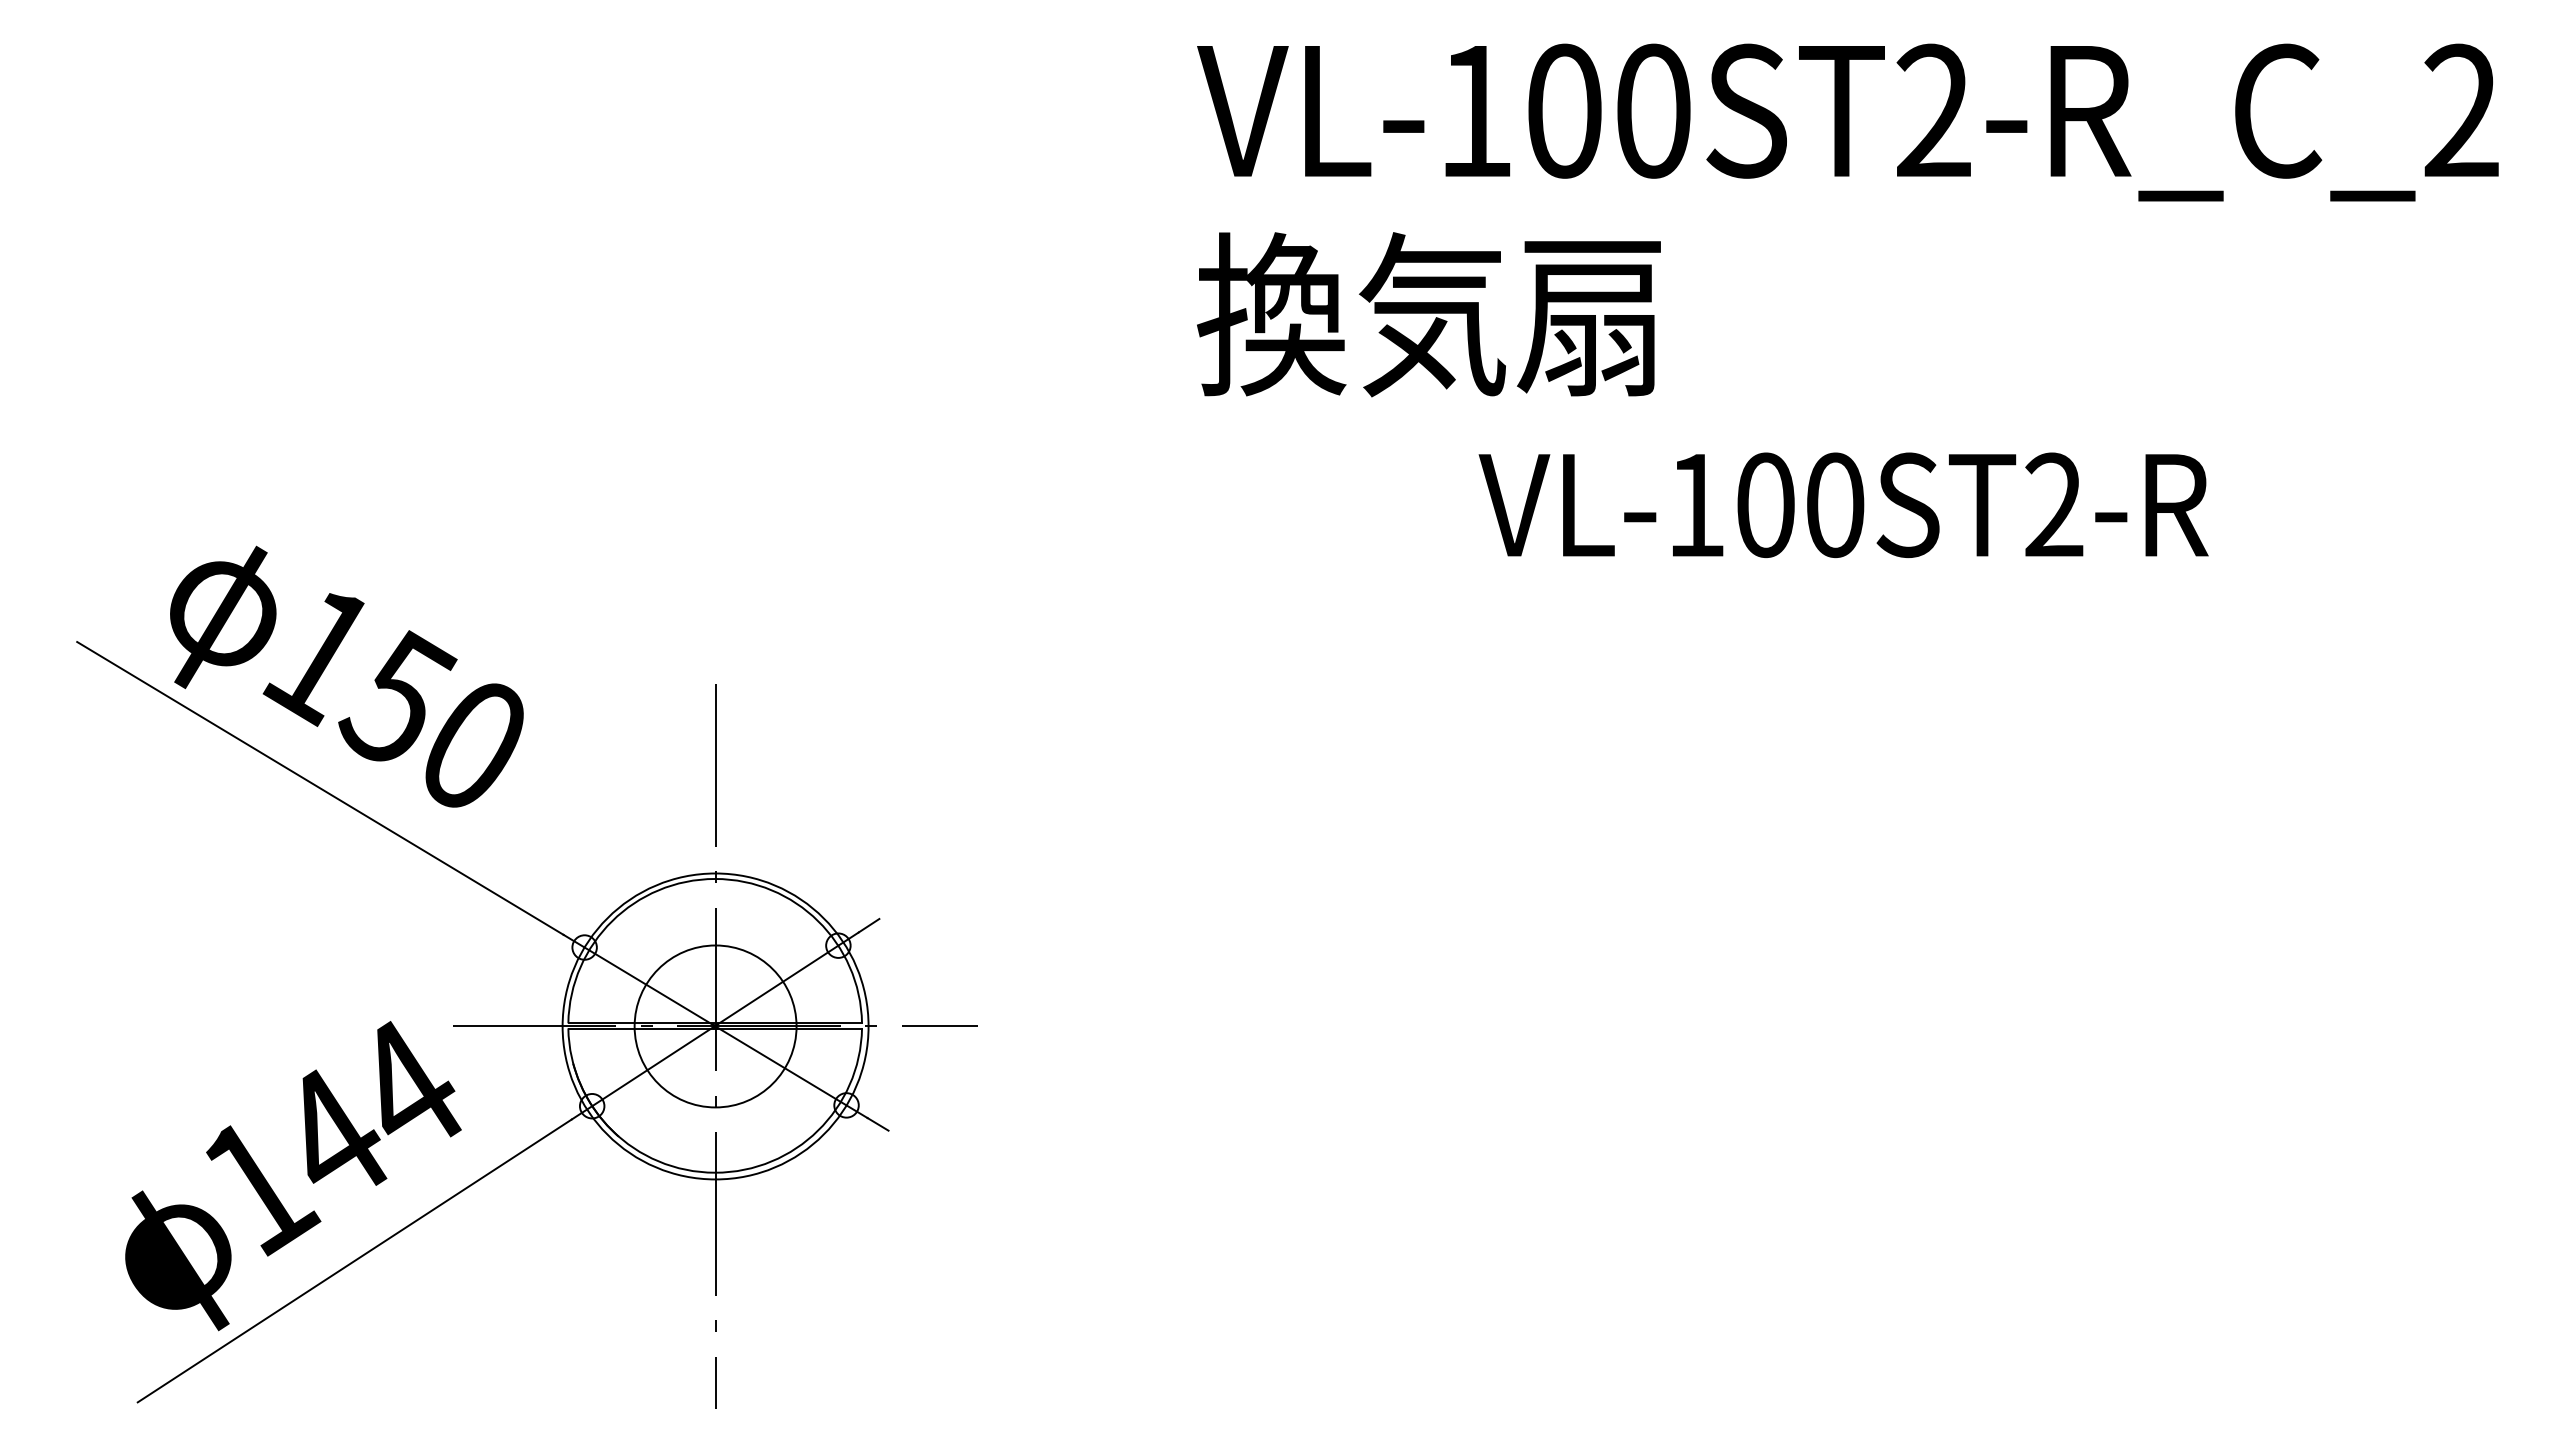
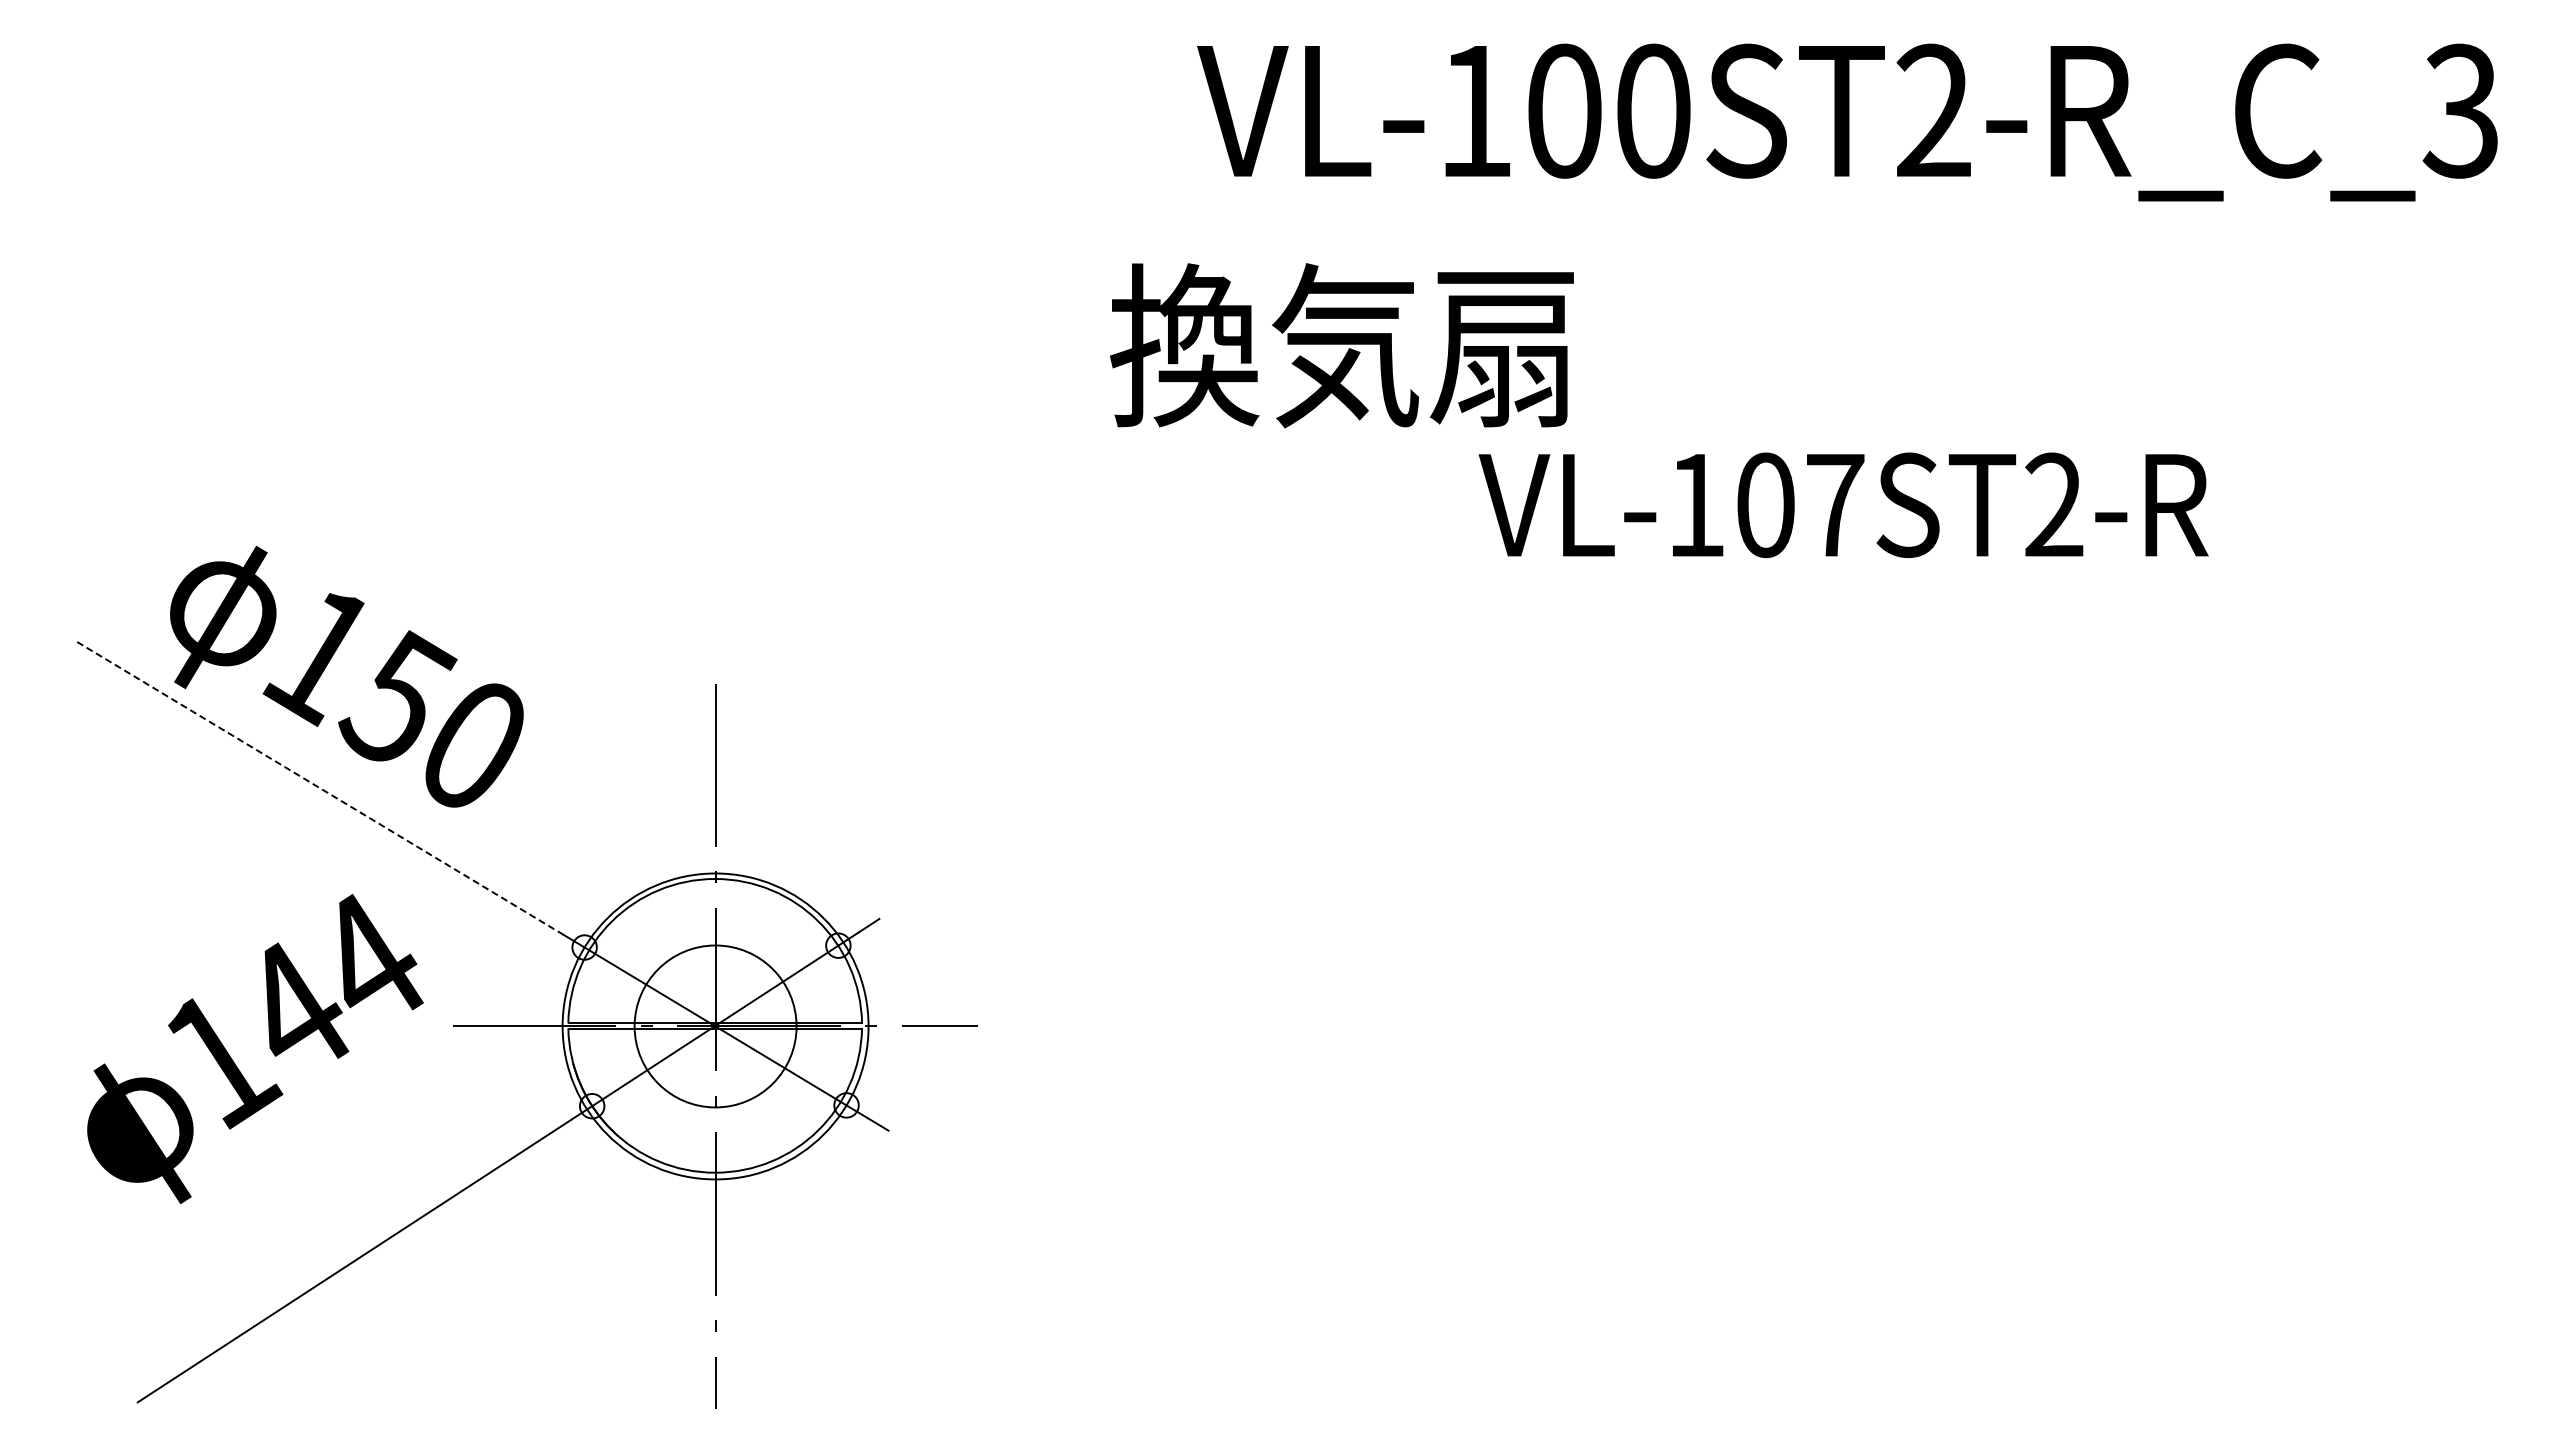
text: VL-100ST2-R_C_2 -> VL-100ST2-R_C_3 (2460, 110)
text position: (1428, 314) -> (1341, 345) (1341, 345)
text: VL-100ST2-R -> VL-107ST2-R (1835, 505)
line: solid -> dashed (320, 788)
text position: (293, 1176) -> (255, 1049) (255, 1049)
